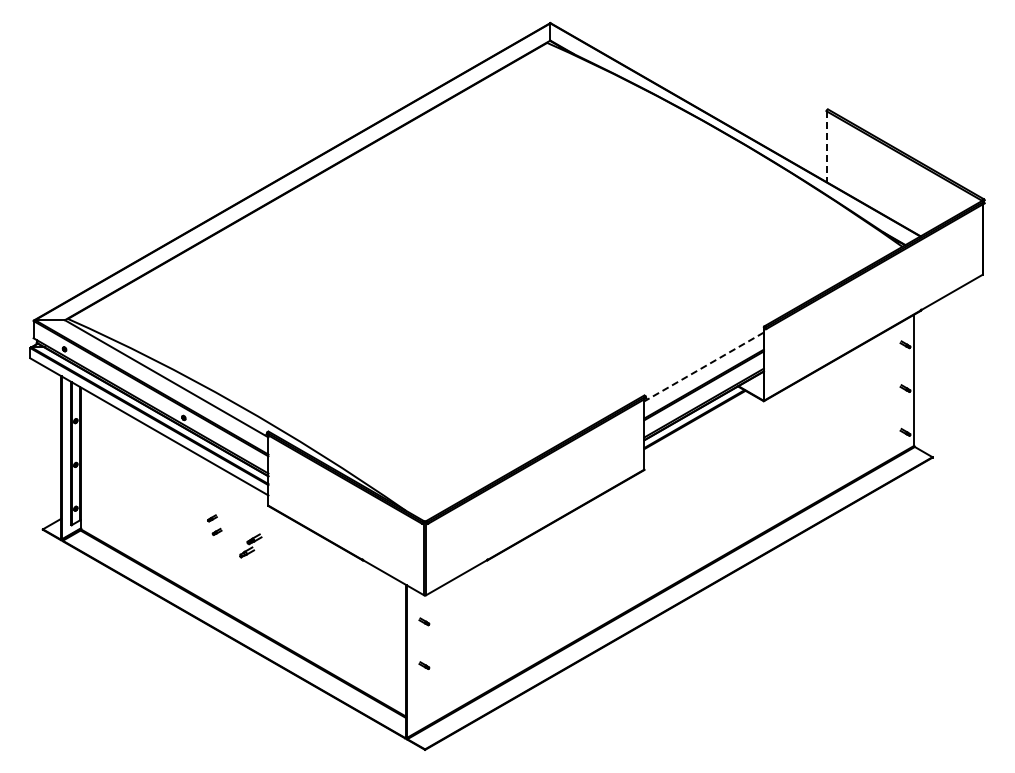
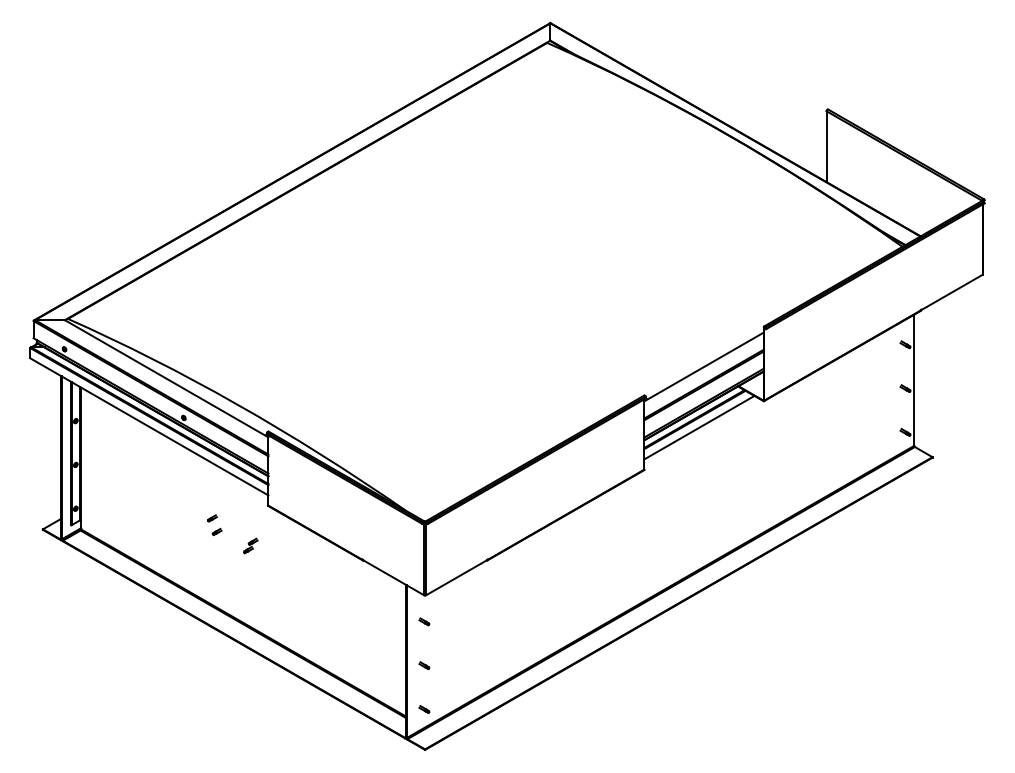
line: dashed -> solid (826, 147)
line: dashed -> solid (704, 366)
line: none -> present (699, 427)
part size: 24x26 px -> 16x18 px (250, 545)
part: none -> present (424, 709)
